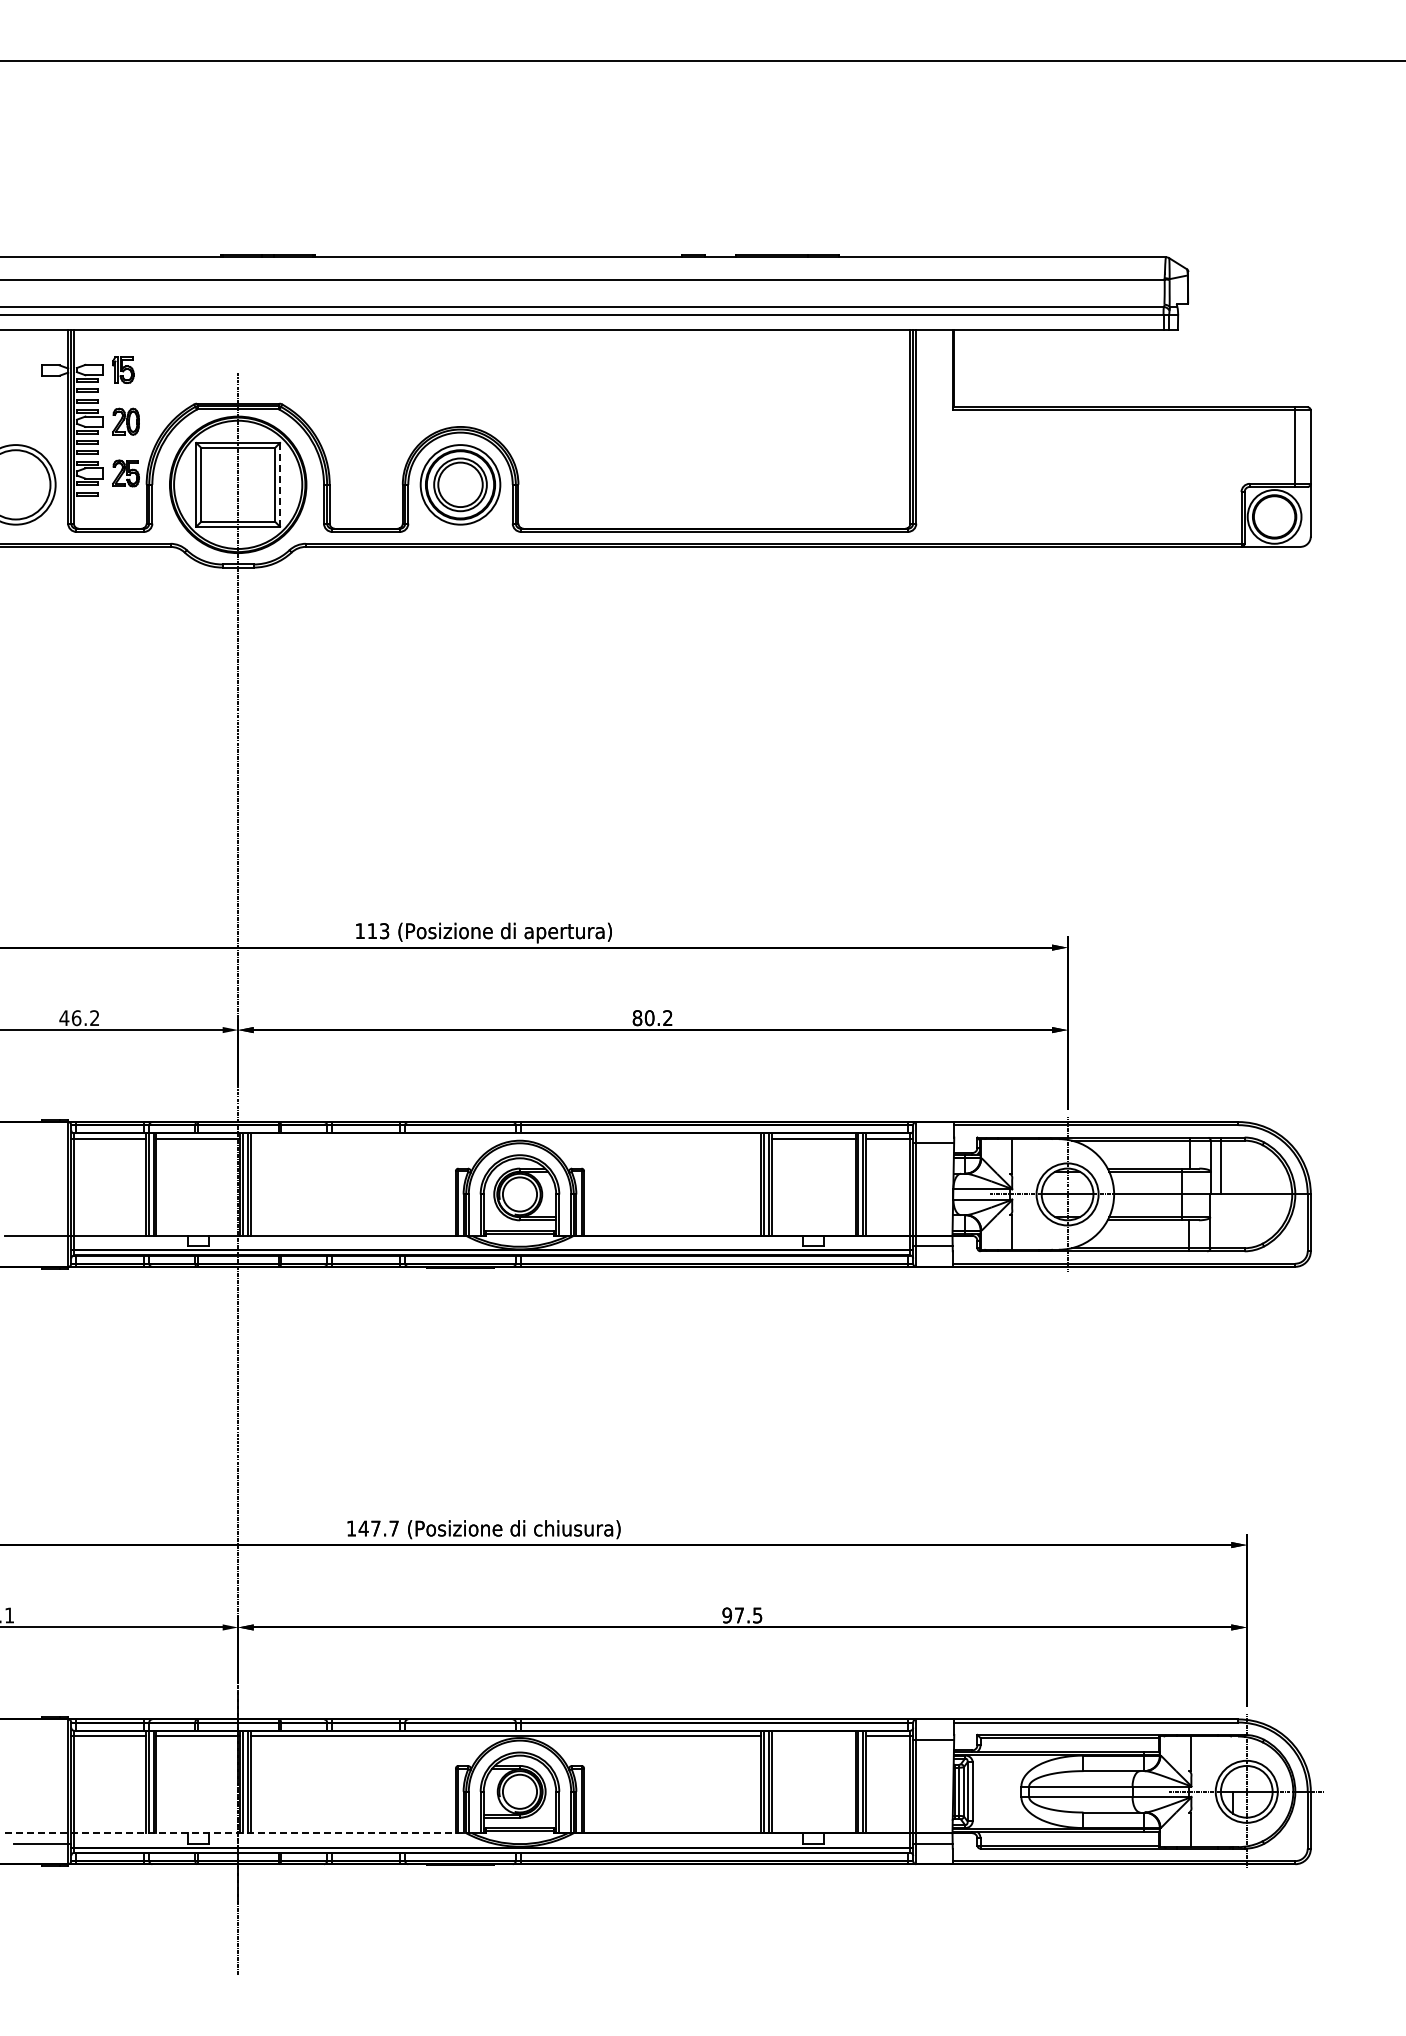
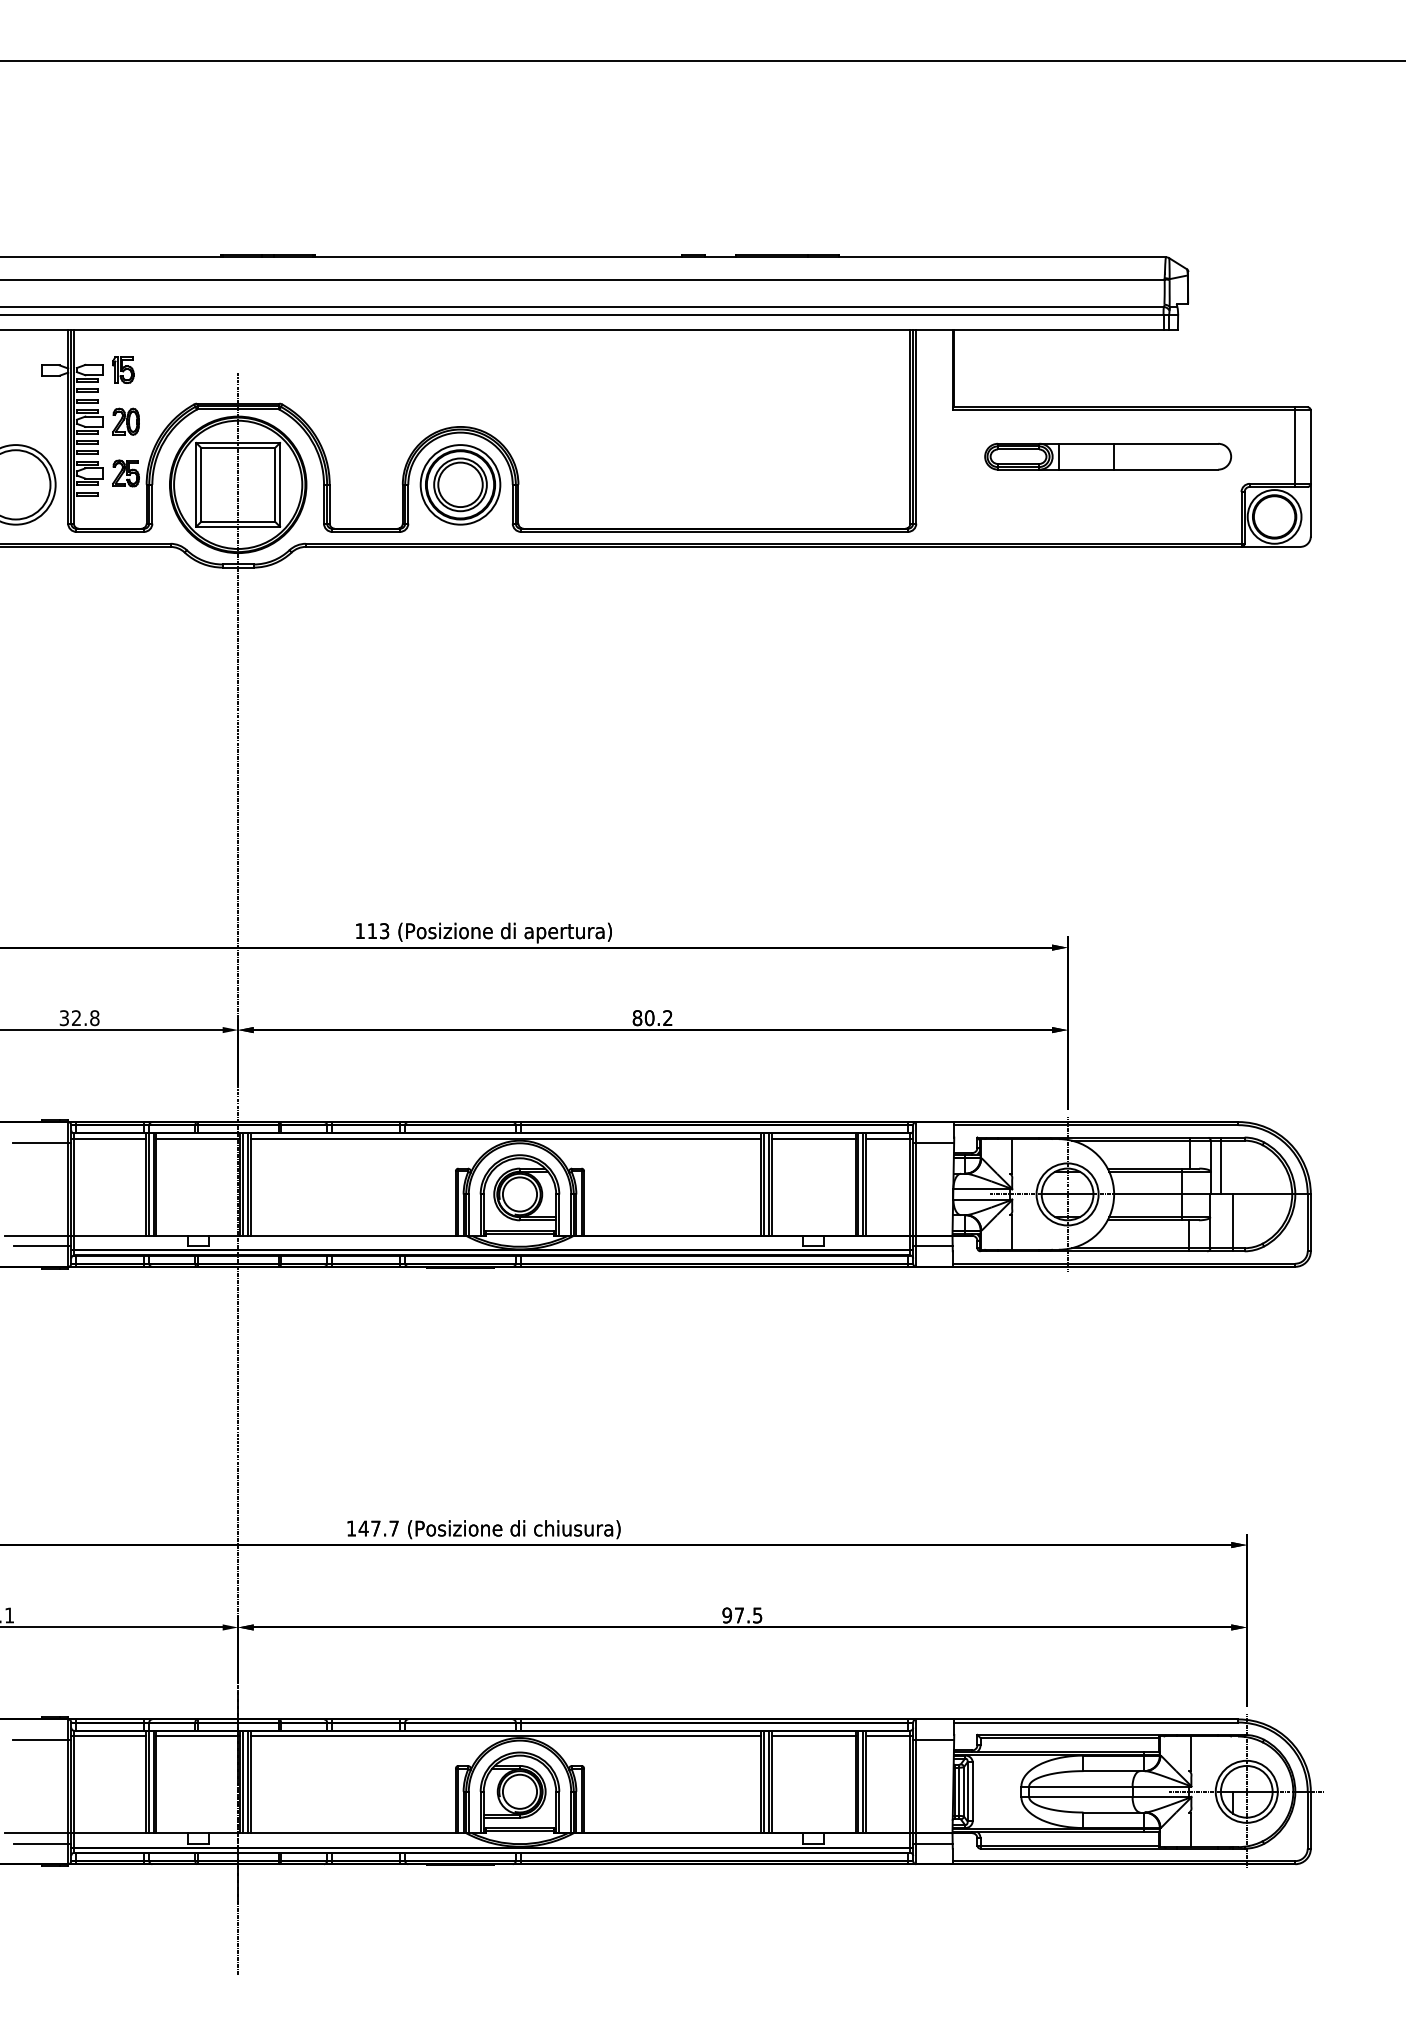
part: none -> present (1108, 456)
line: dashed -> solid (280, 484)
text: 46.2 -> 32.8 (79, 1018)
line: none -> present (505, 1138)
line: none -> present (41, 1142)
line: none -> present (1233, 1222)
line: none -> present (42, 1246)
line: none -> present (813, 1735)
line: none -> present (41, 1740)
line: dashed -> solid (235, 1833)
